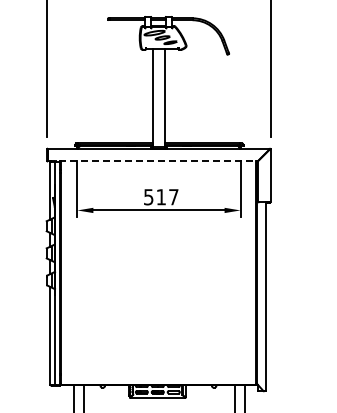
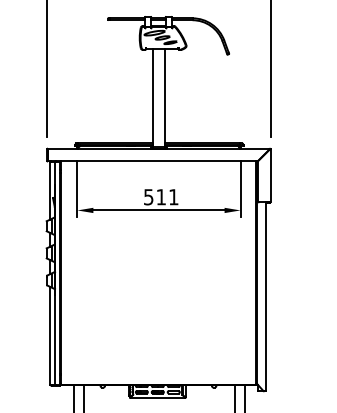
line: dashed -> solid (152, 161)
text: 517 -> 511 (173, 197)
